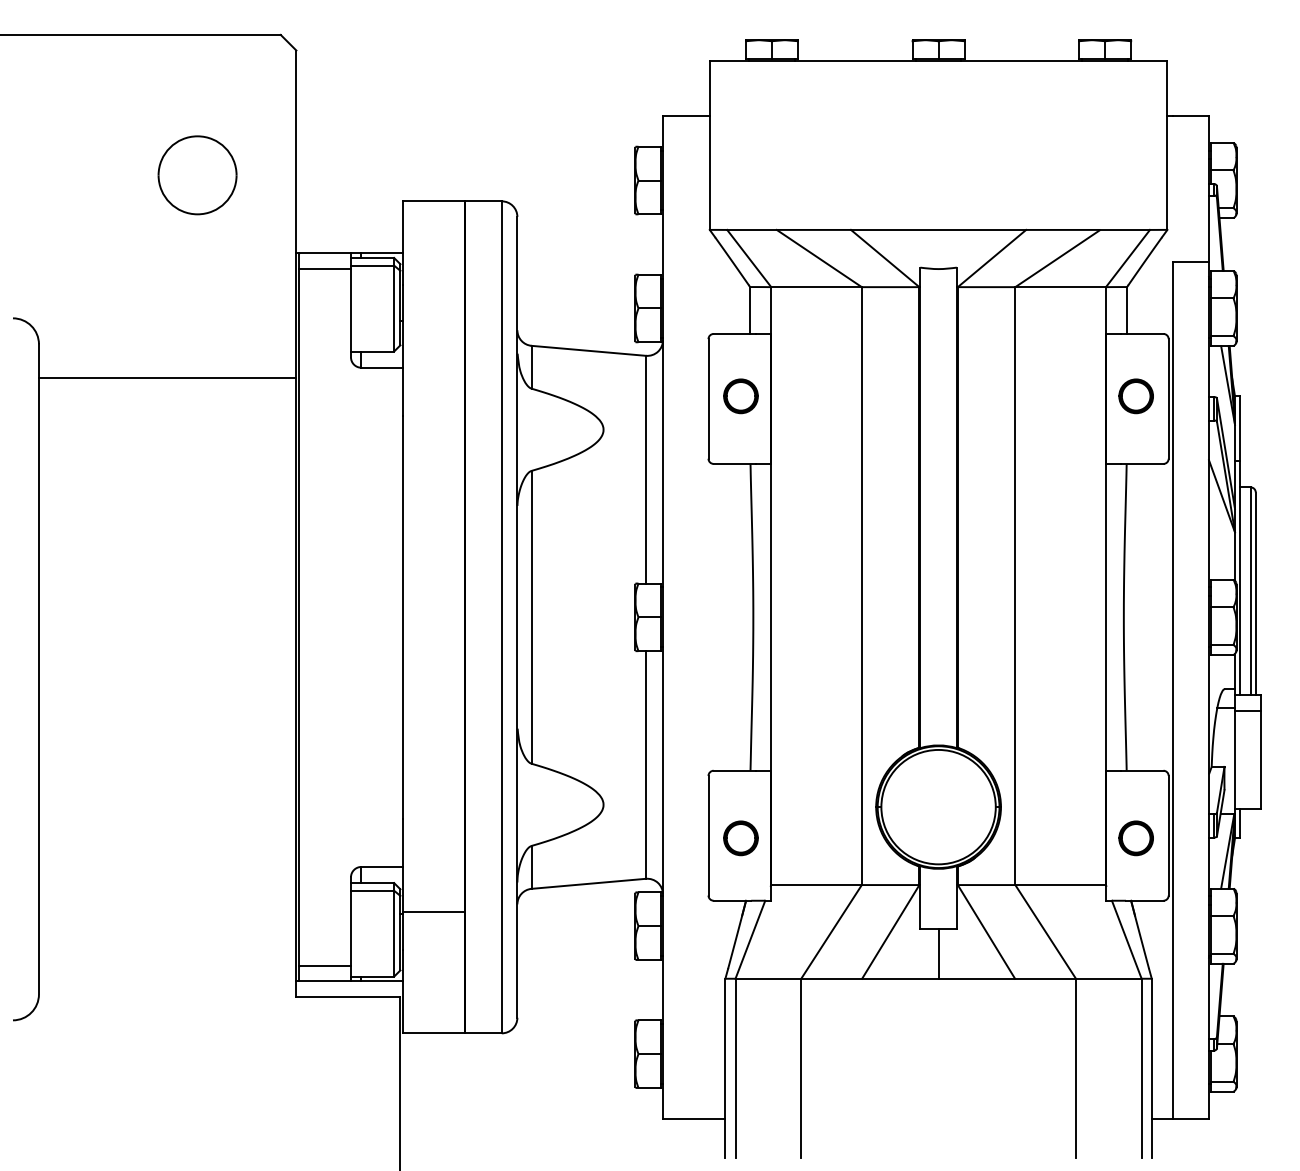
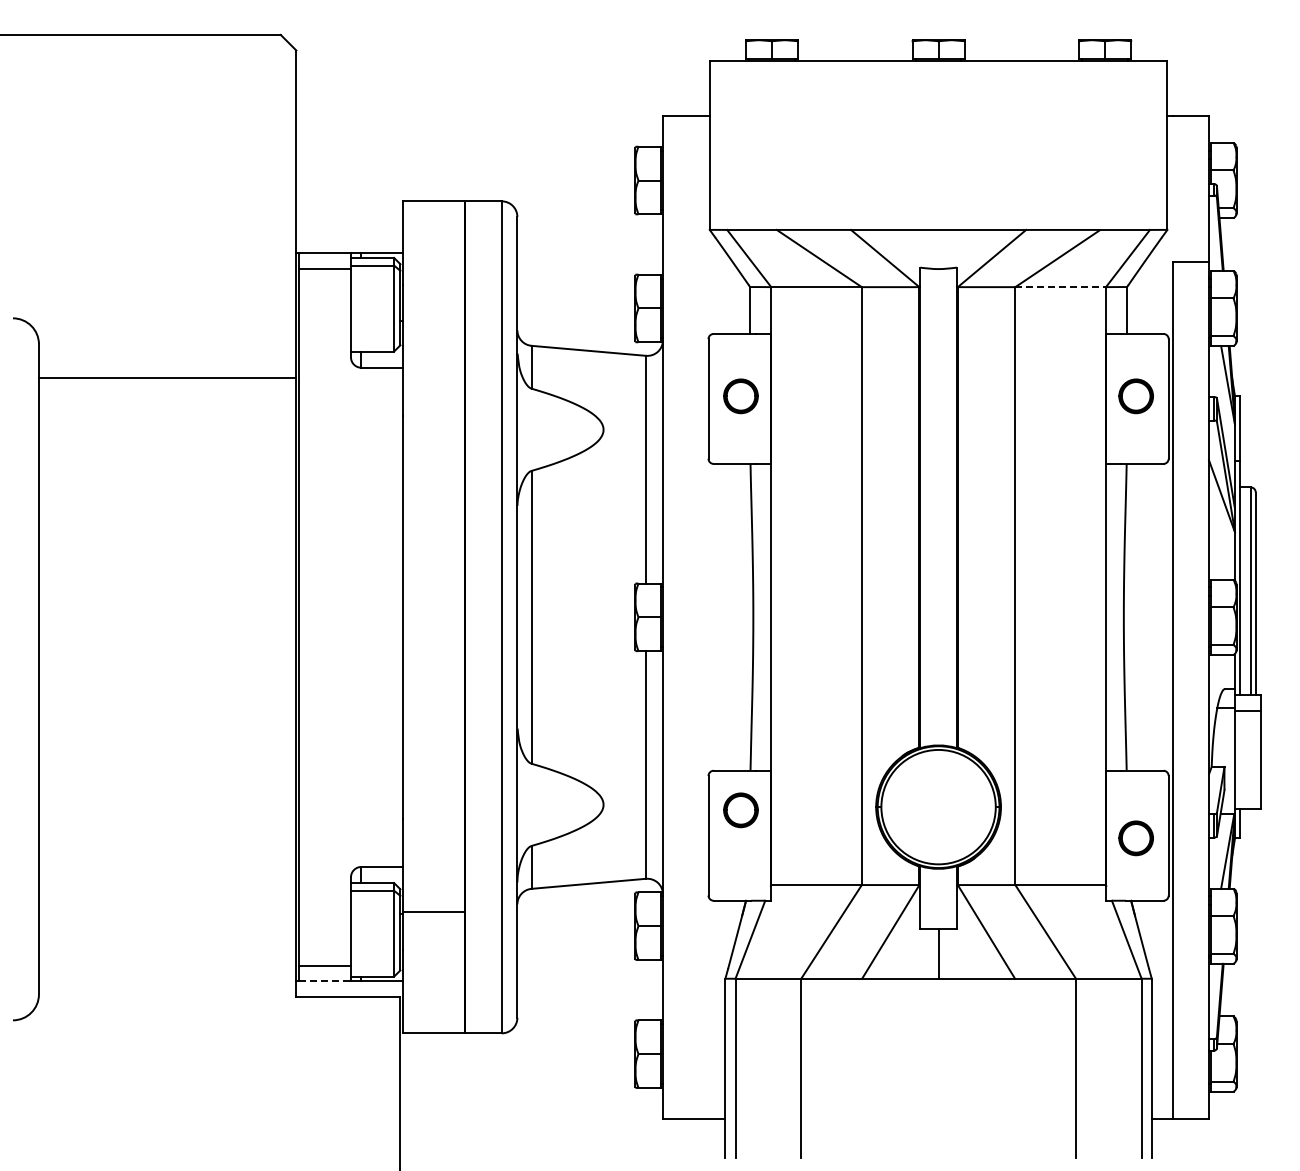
part: present -> none (197, 175)
line: solid -> dashed (1061, 287)
part position: (740, 838) -> (740, 810) (740, 810)
line: solid -> dashed (325, 981)
